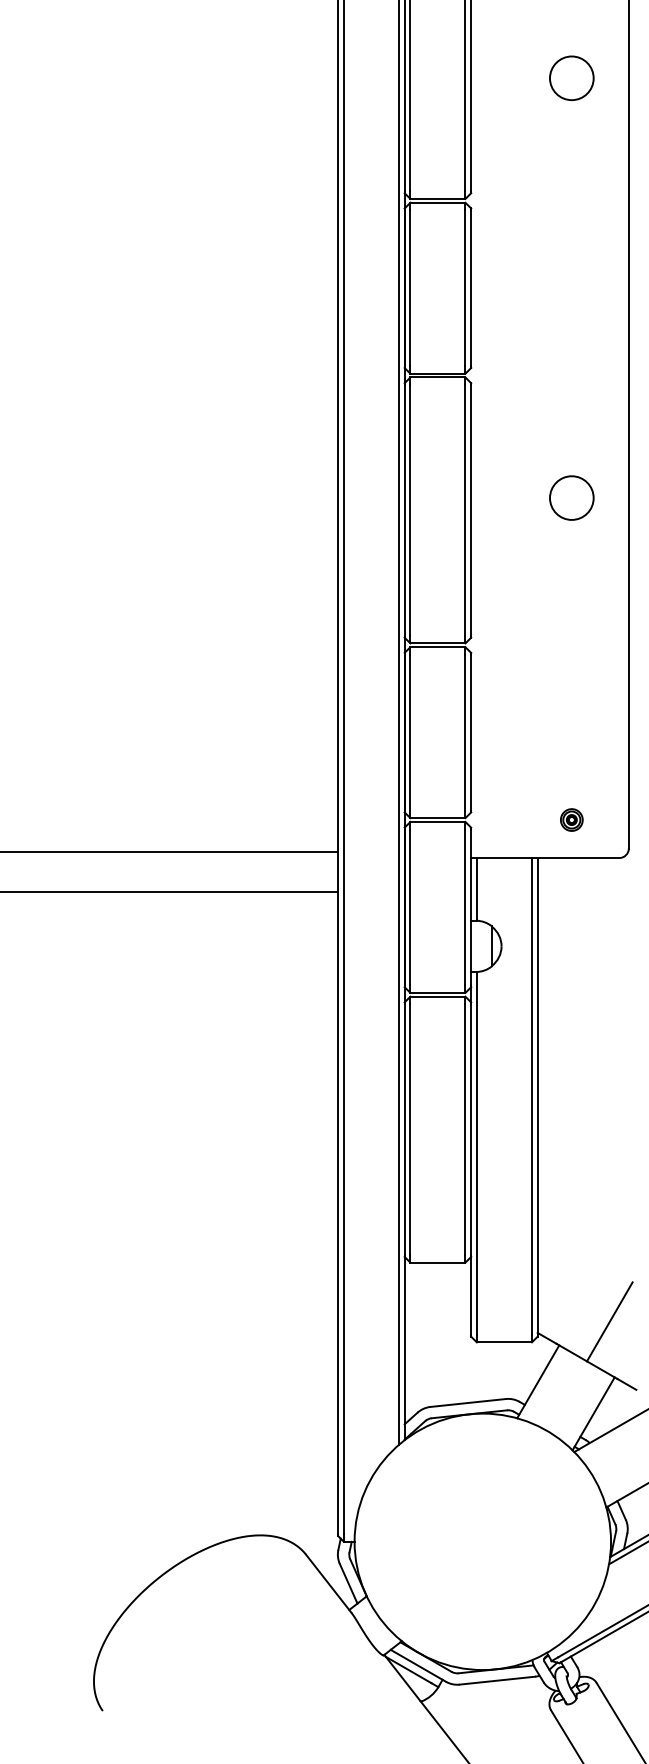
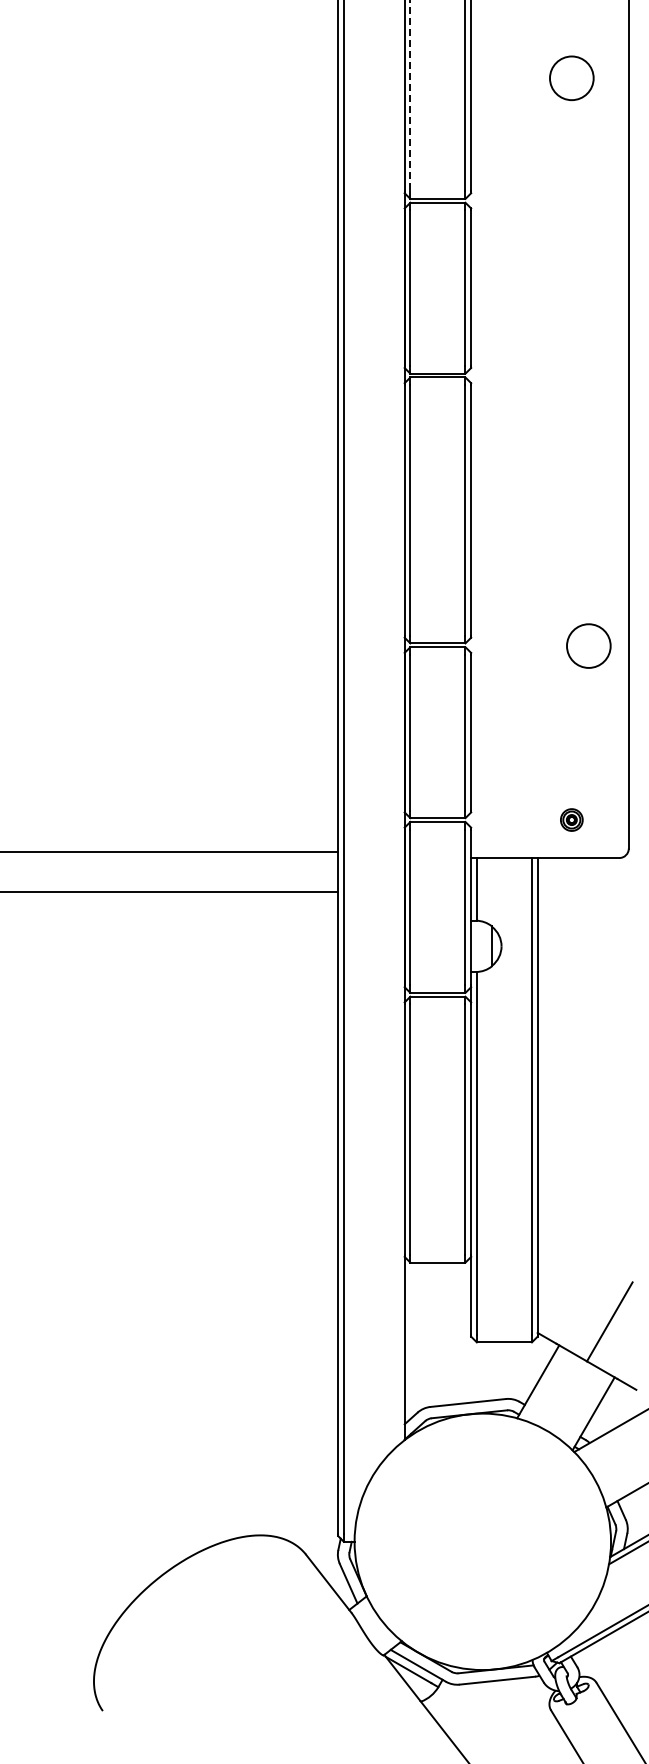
line: solid -> dashed (410, 96)
circle position: (571, 497) -> (588, 645) (588, 645)
line: present -> none (398, 723)
